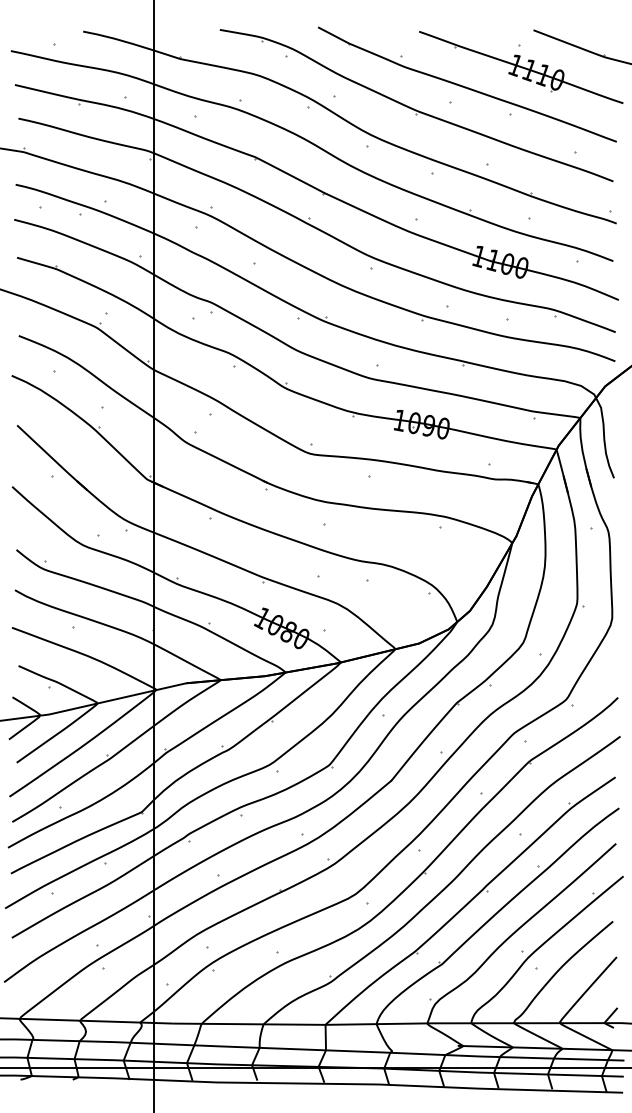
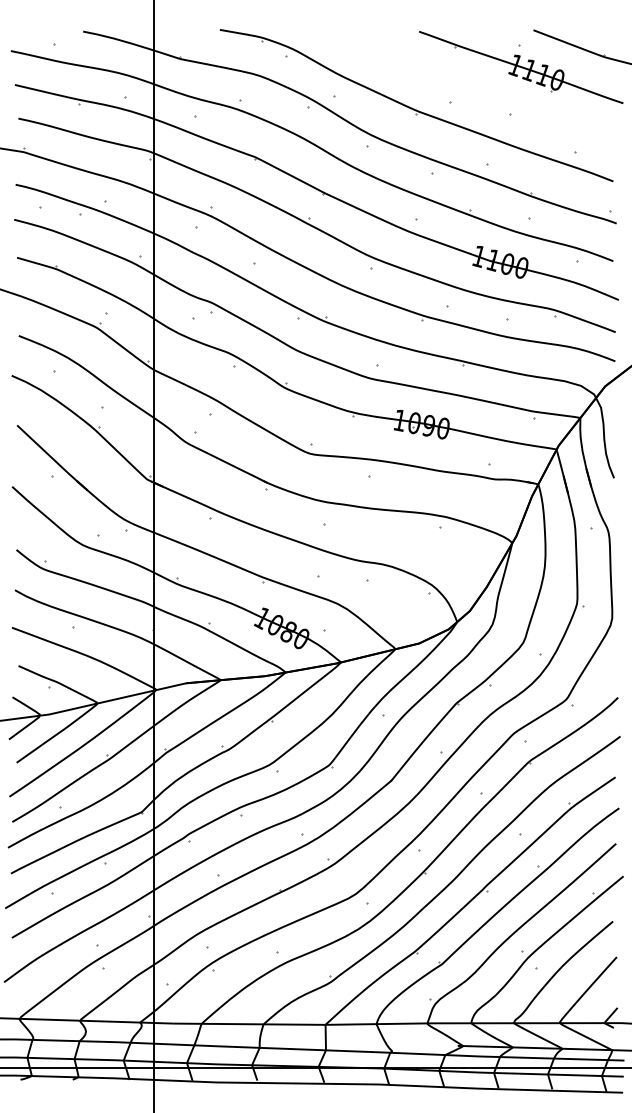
part: present -> none (467, 84)
